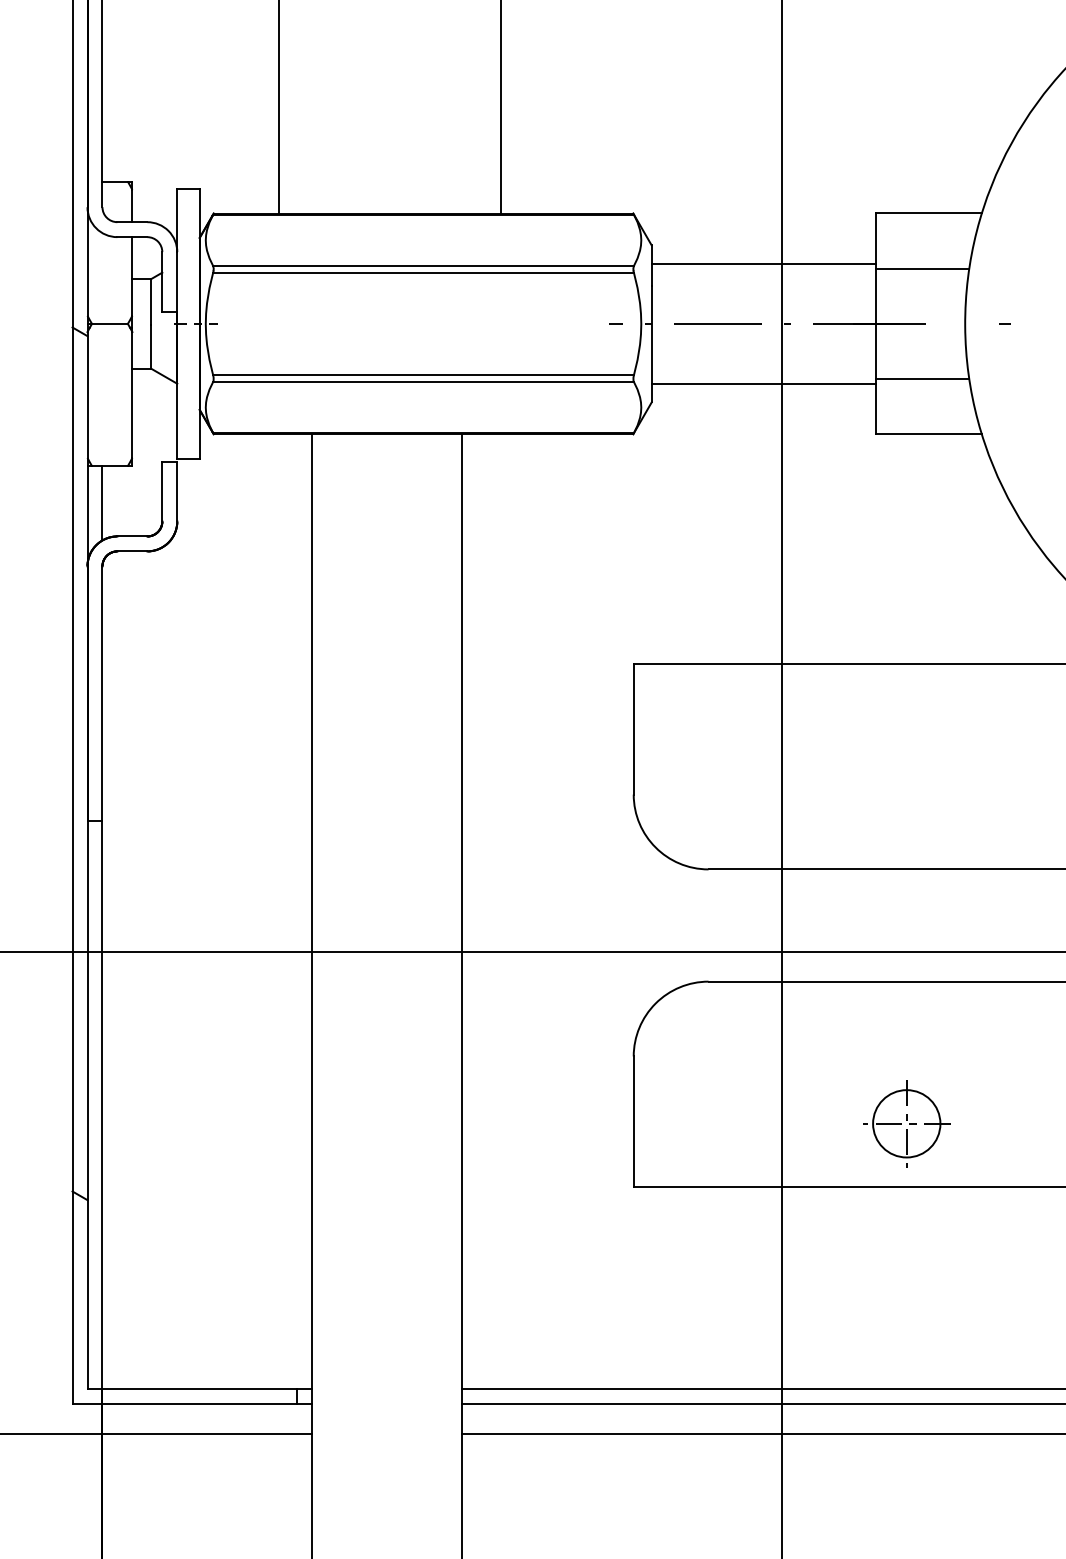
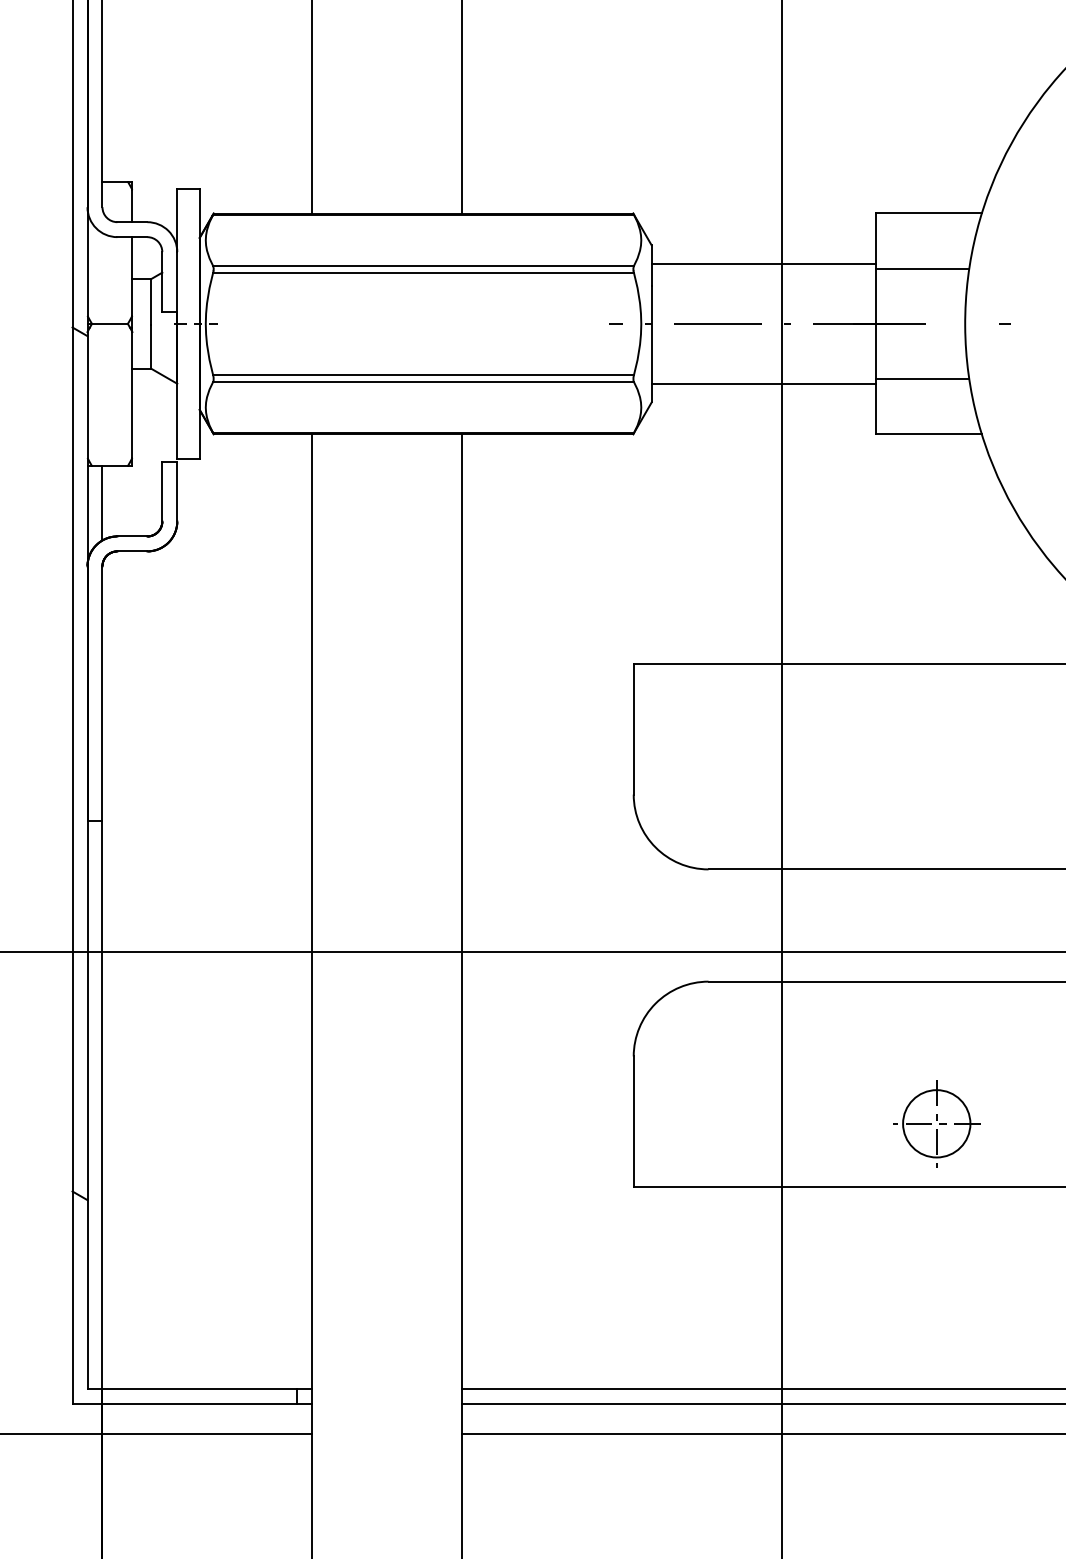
line position: (278, 107) -> (311, 107) (311, 107)
line position: (500, 107) -> (461, 107) (461, 107)
part position: (906, 1123) -> (936, 1123) (936, 1123)
